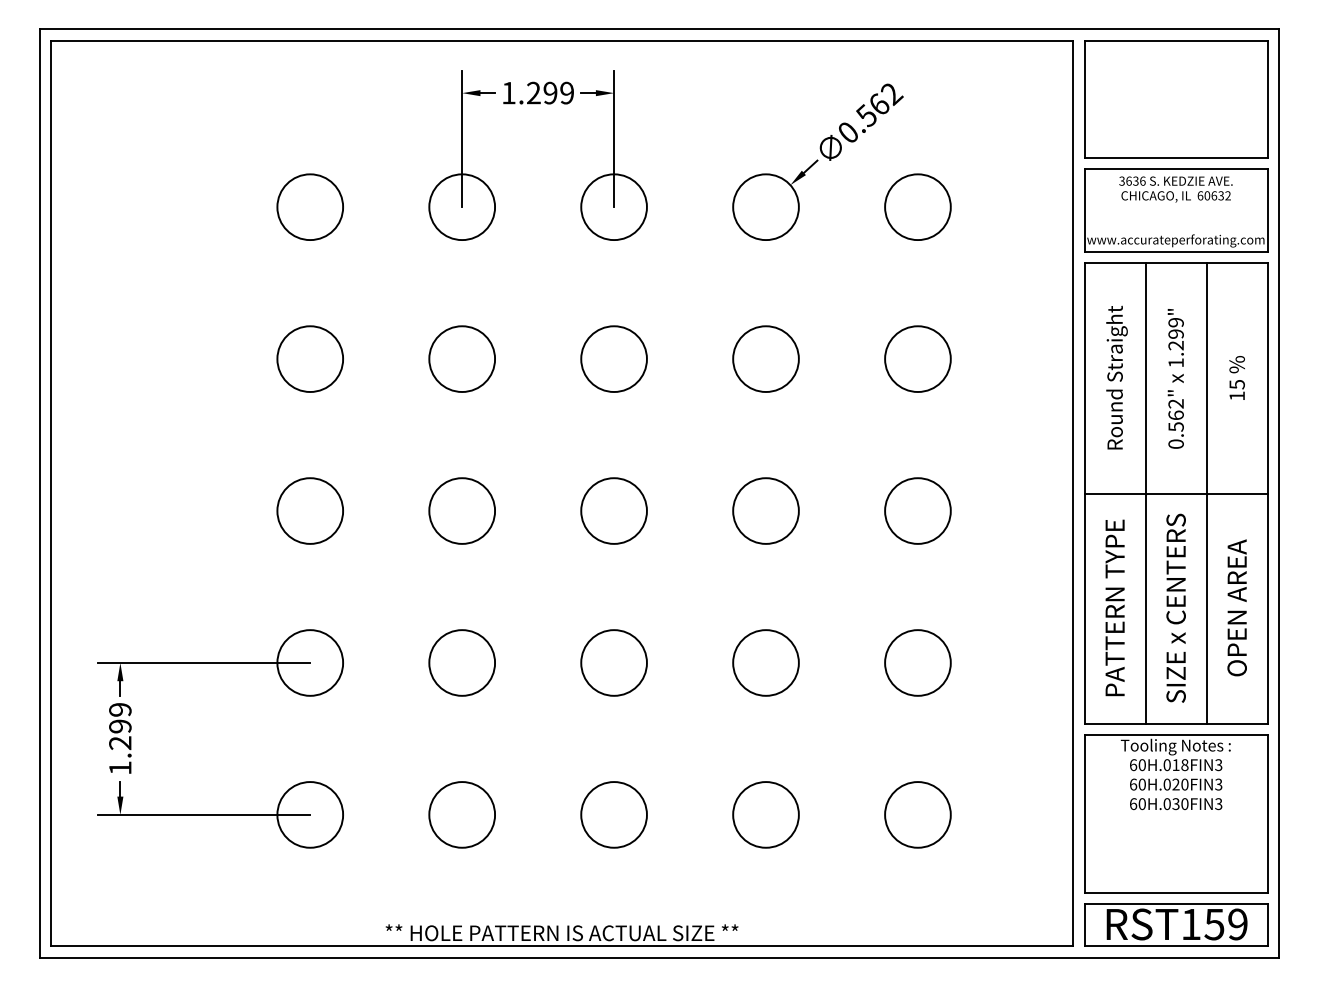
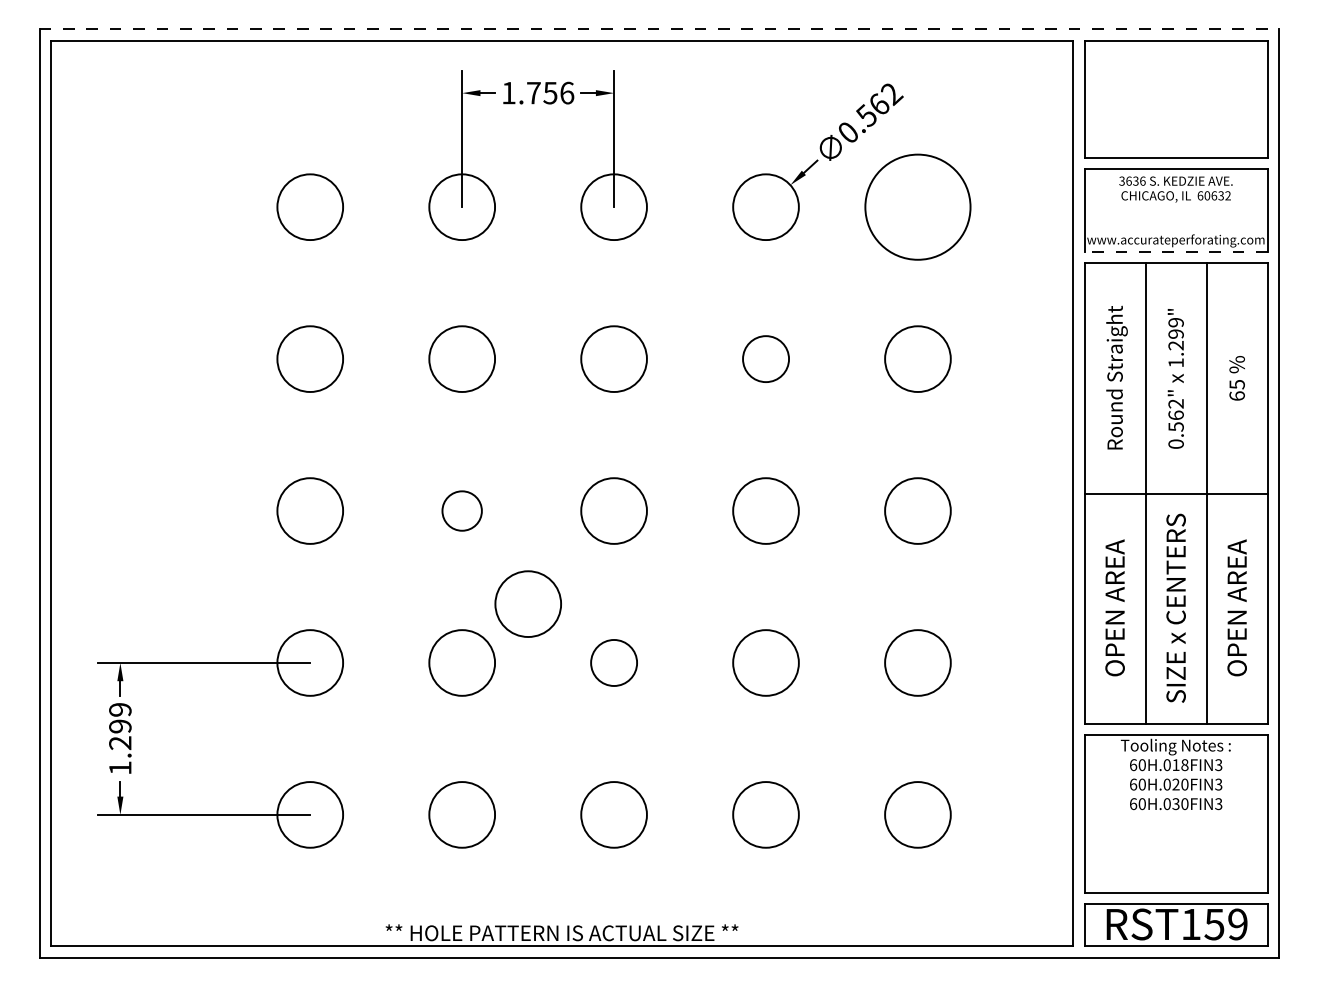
line: solid -> dashed (659, 29)
text: 1.299 -> 1.756 (550, 92)
circle diameter: 66 px -> 105 px (917, 206)
line: solid -> dashed (1176, 251)
circle diameter: 66 px -> 46 px (766, 359)
text: 15 -> 65 (1236, 395)
circle diameter: 66 px -> 39 px (461, 510)
circle: none -> present (527, 603)
text: PATTERN TYPE -> OPEN AREA (1114, 607)
circle diameter: 66 px -> 46 px (614, 662)
